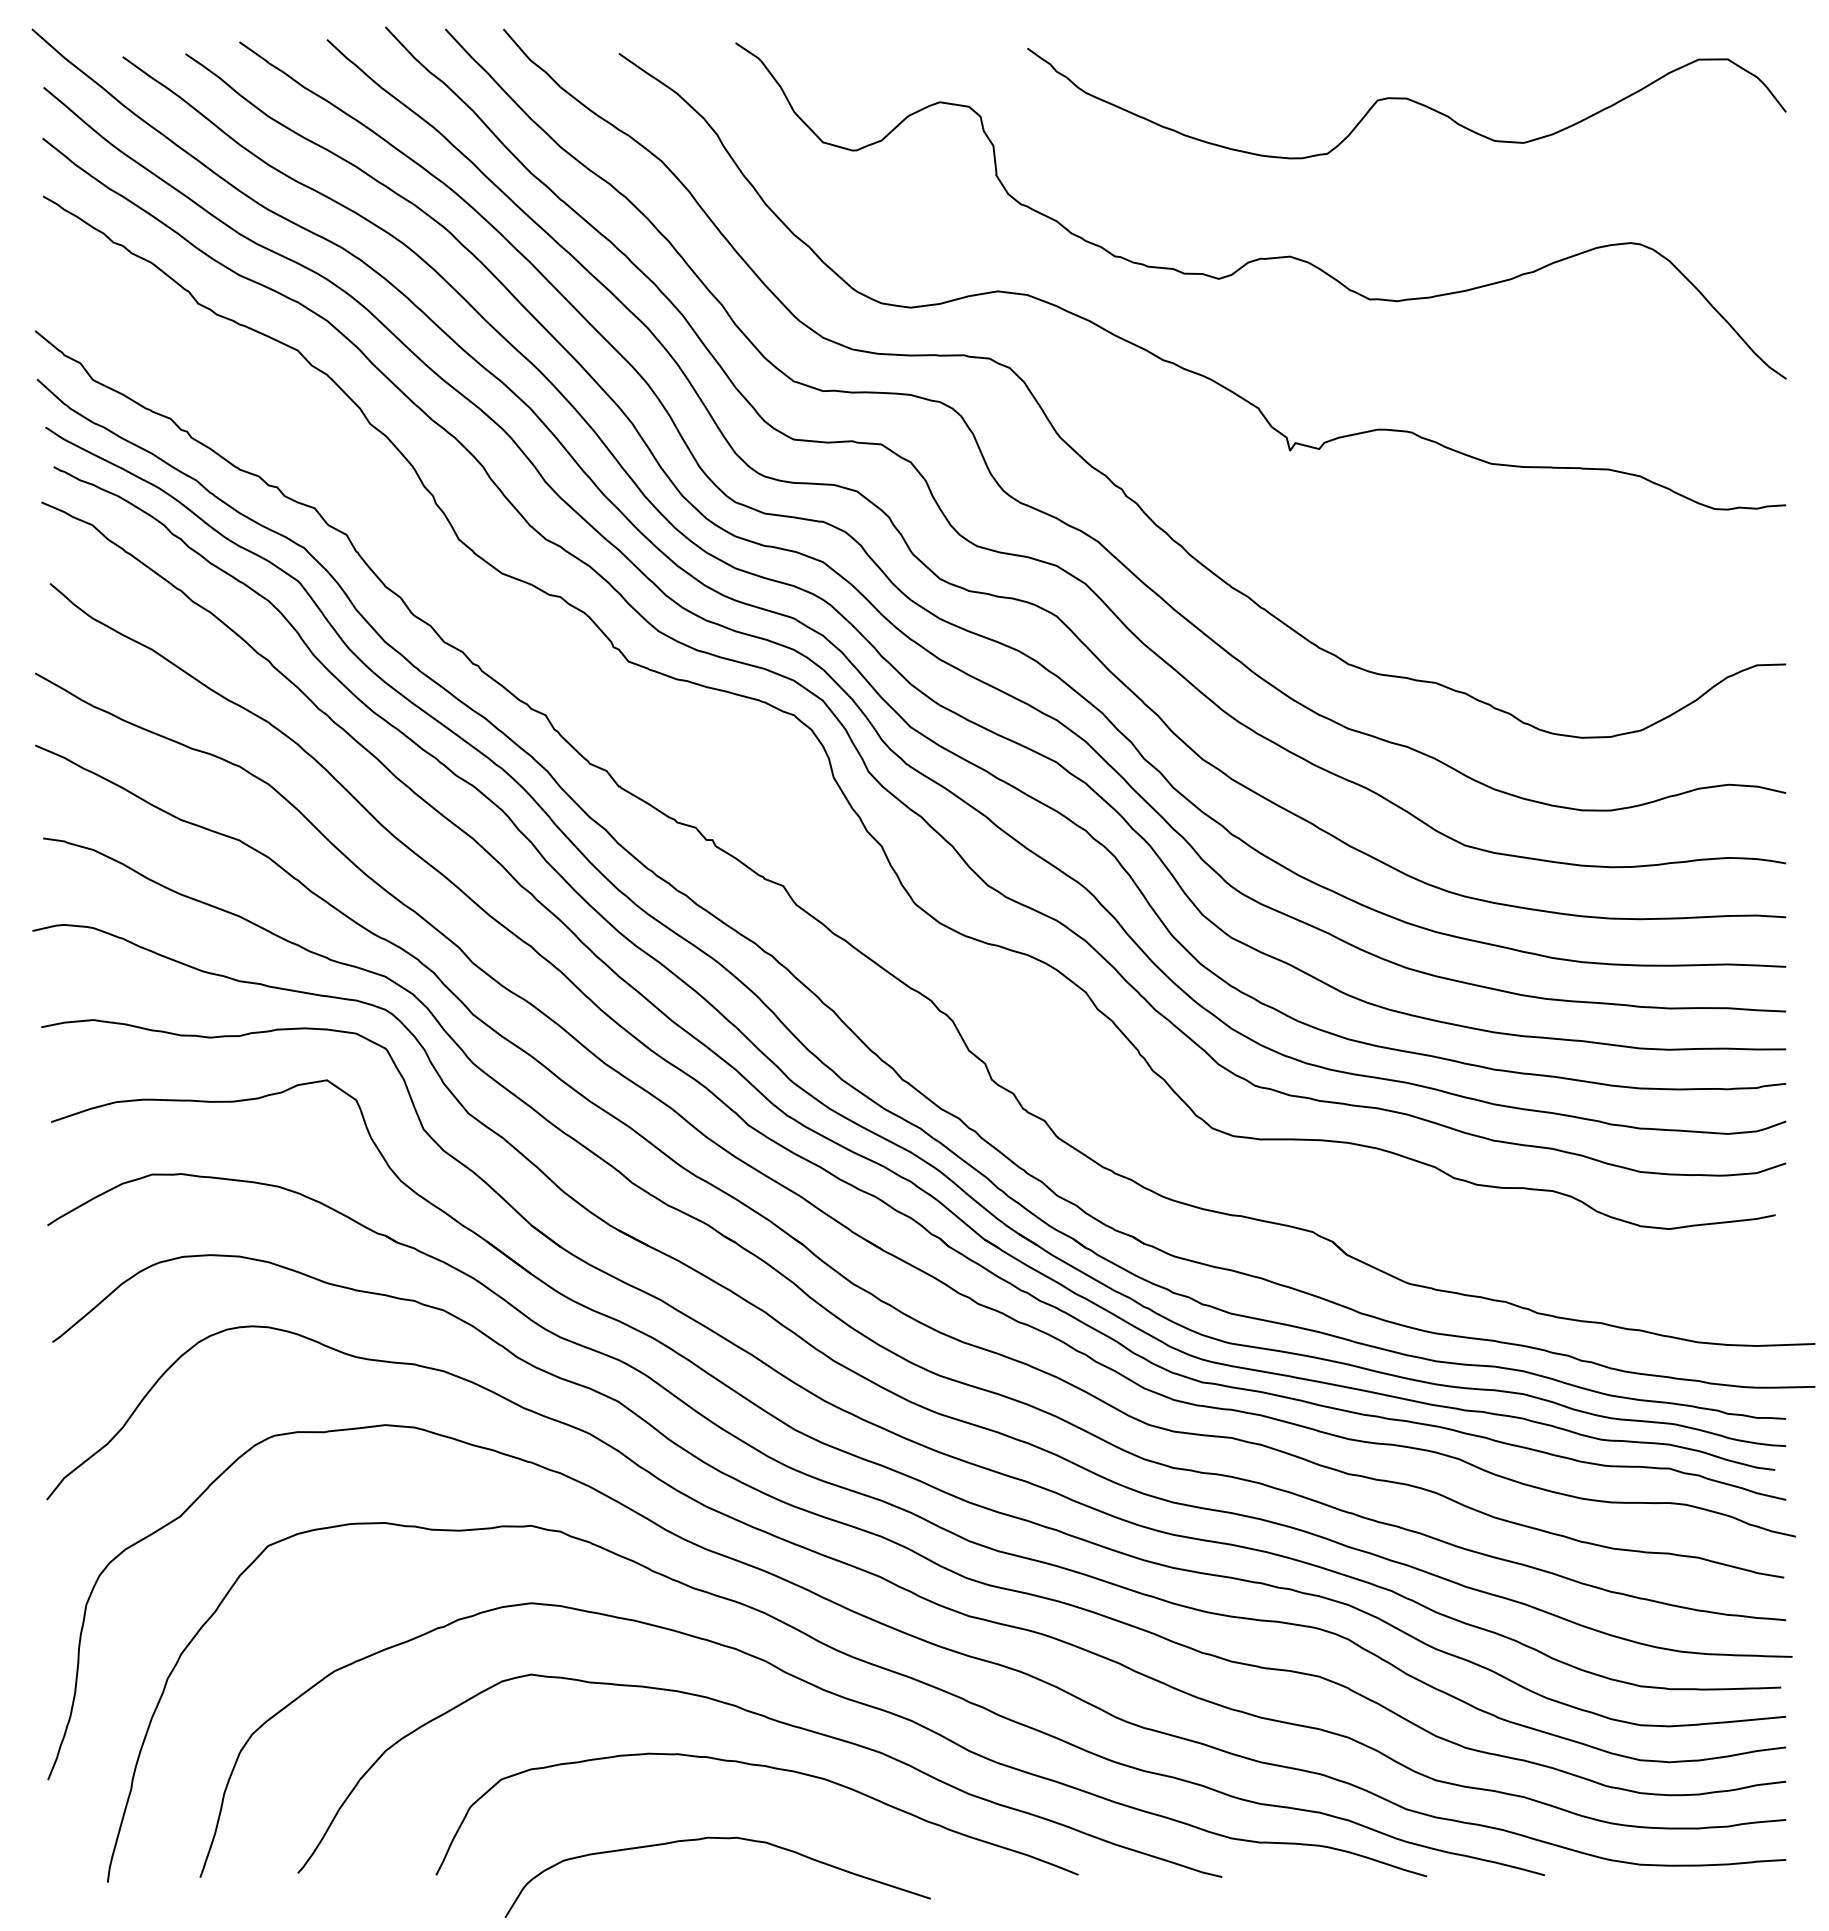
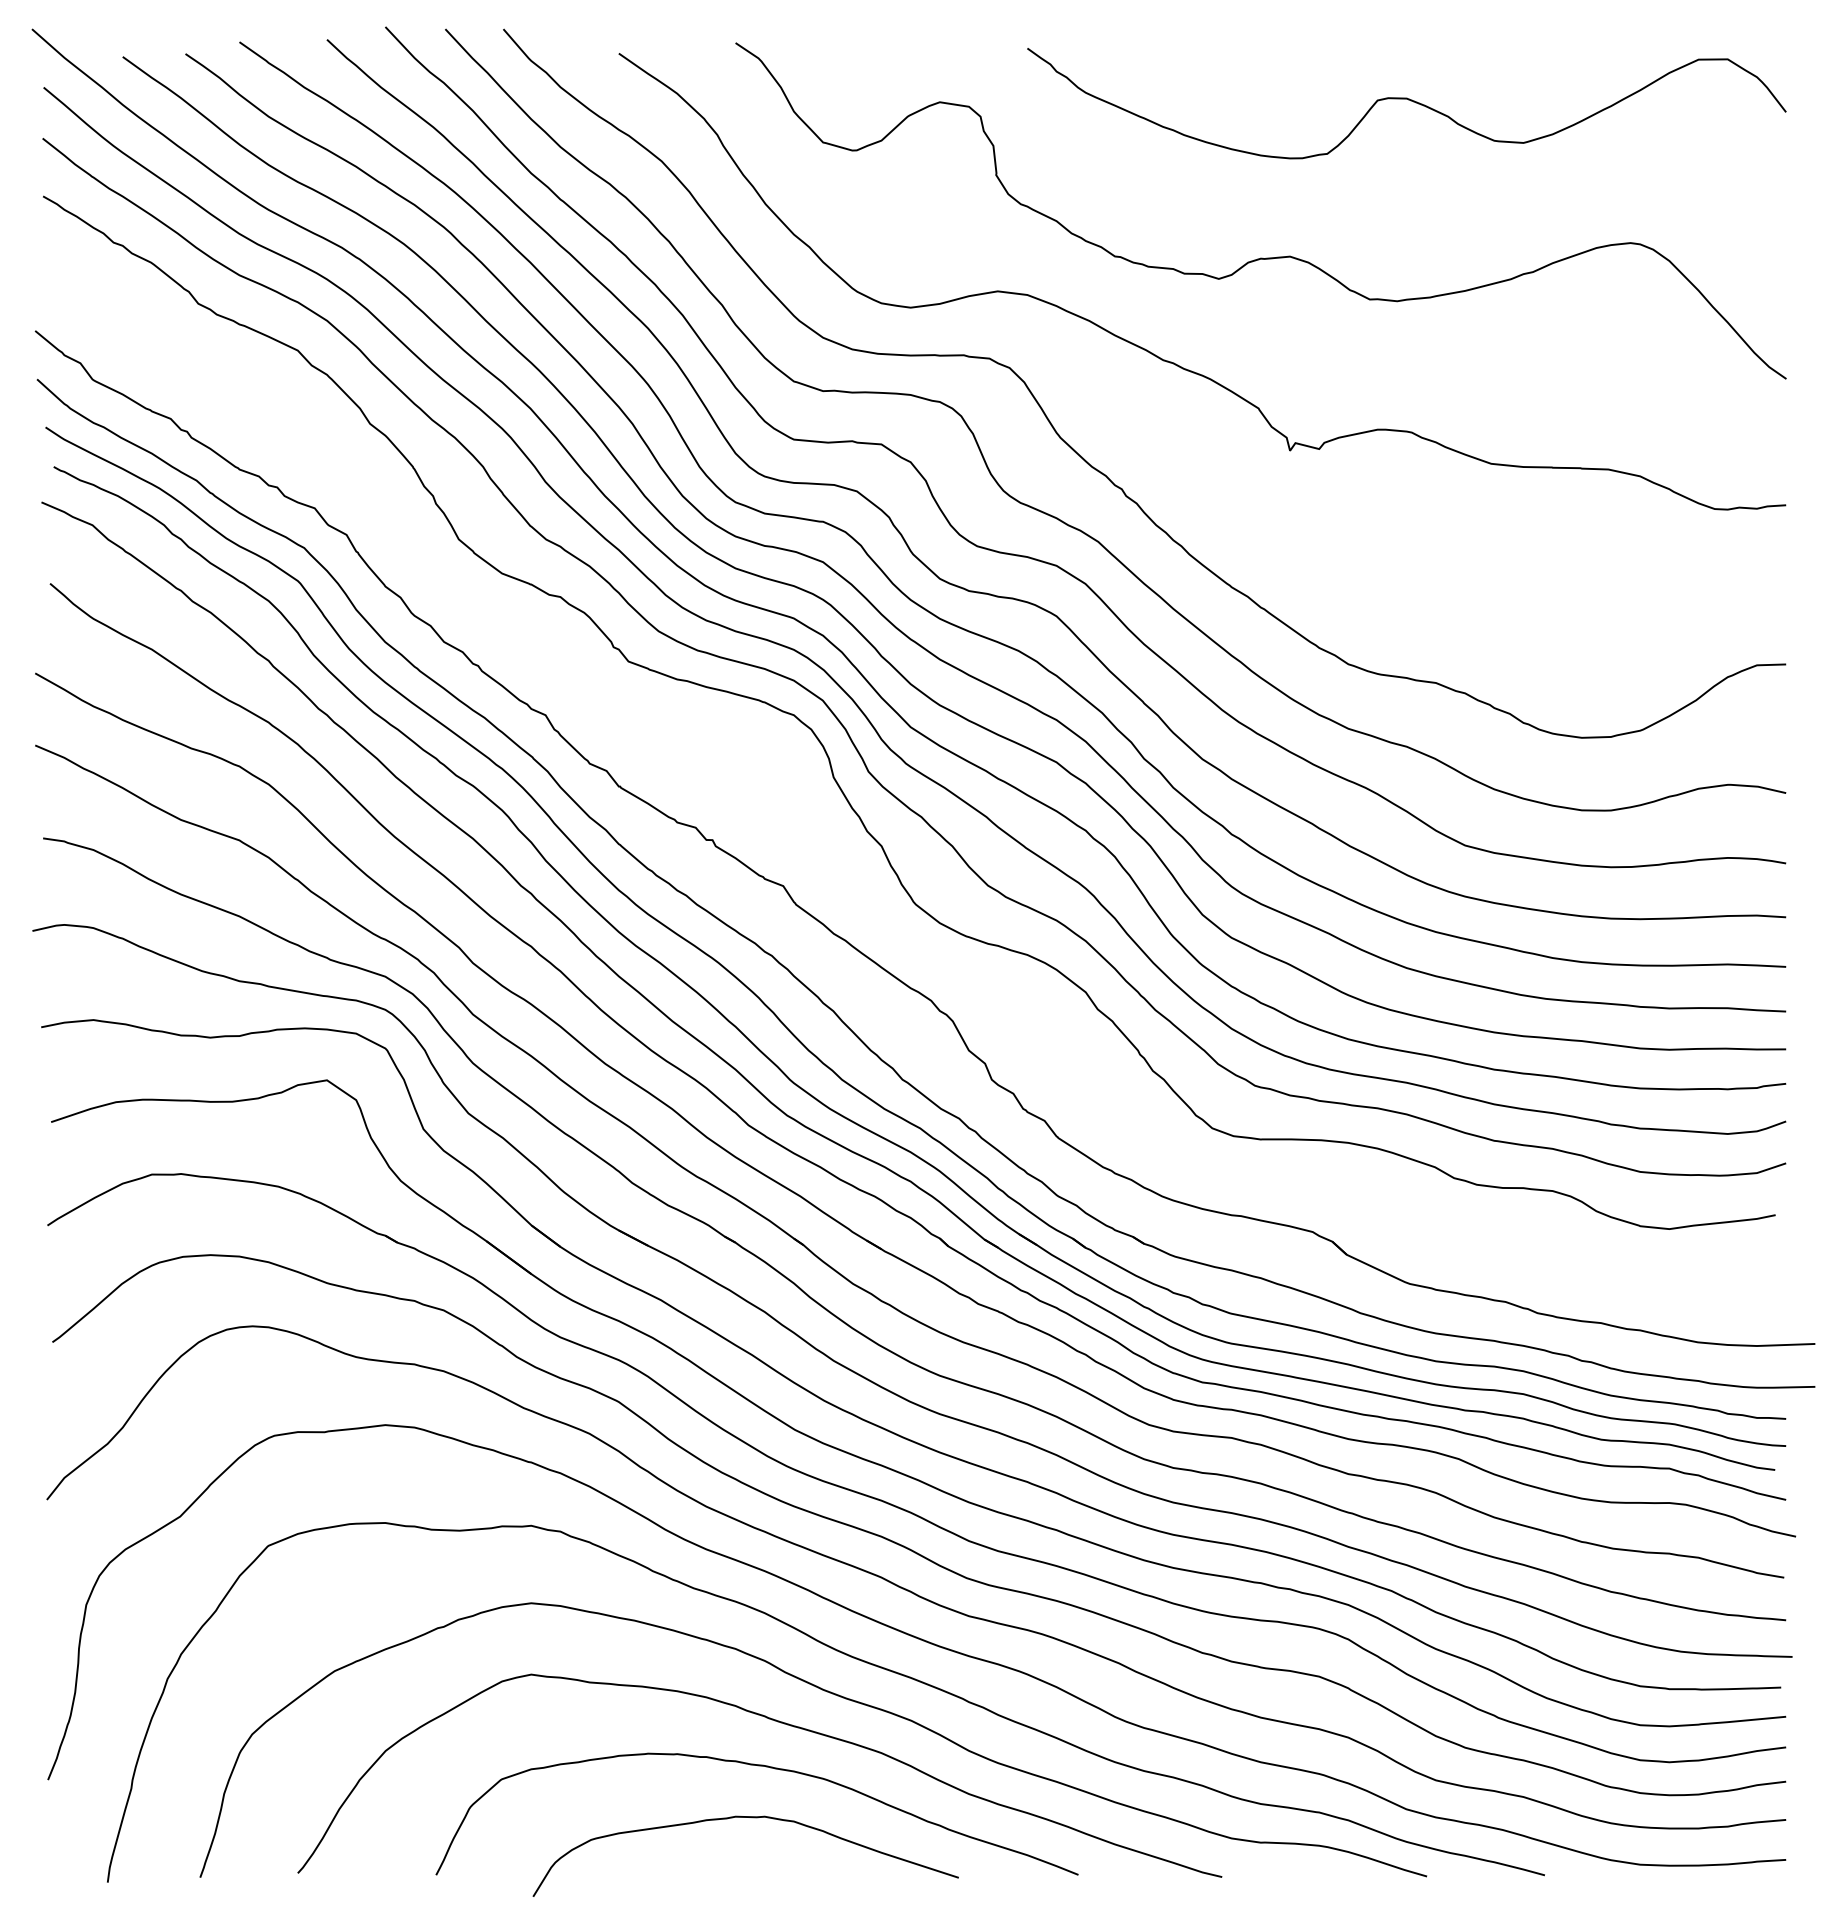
curve position: (724, 1839) -> (752, 1818) (752, 1818)
